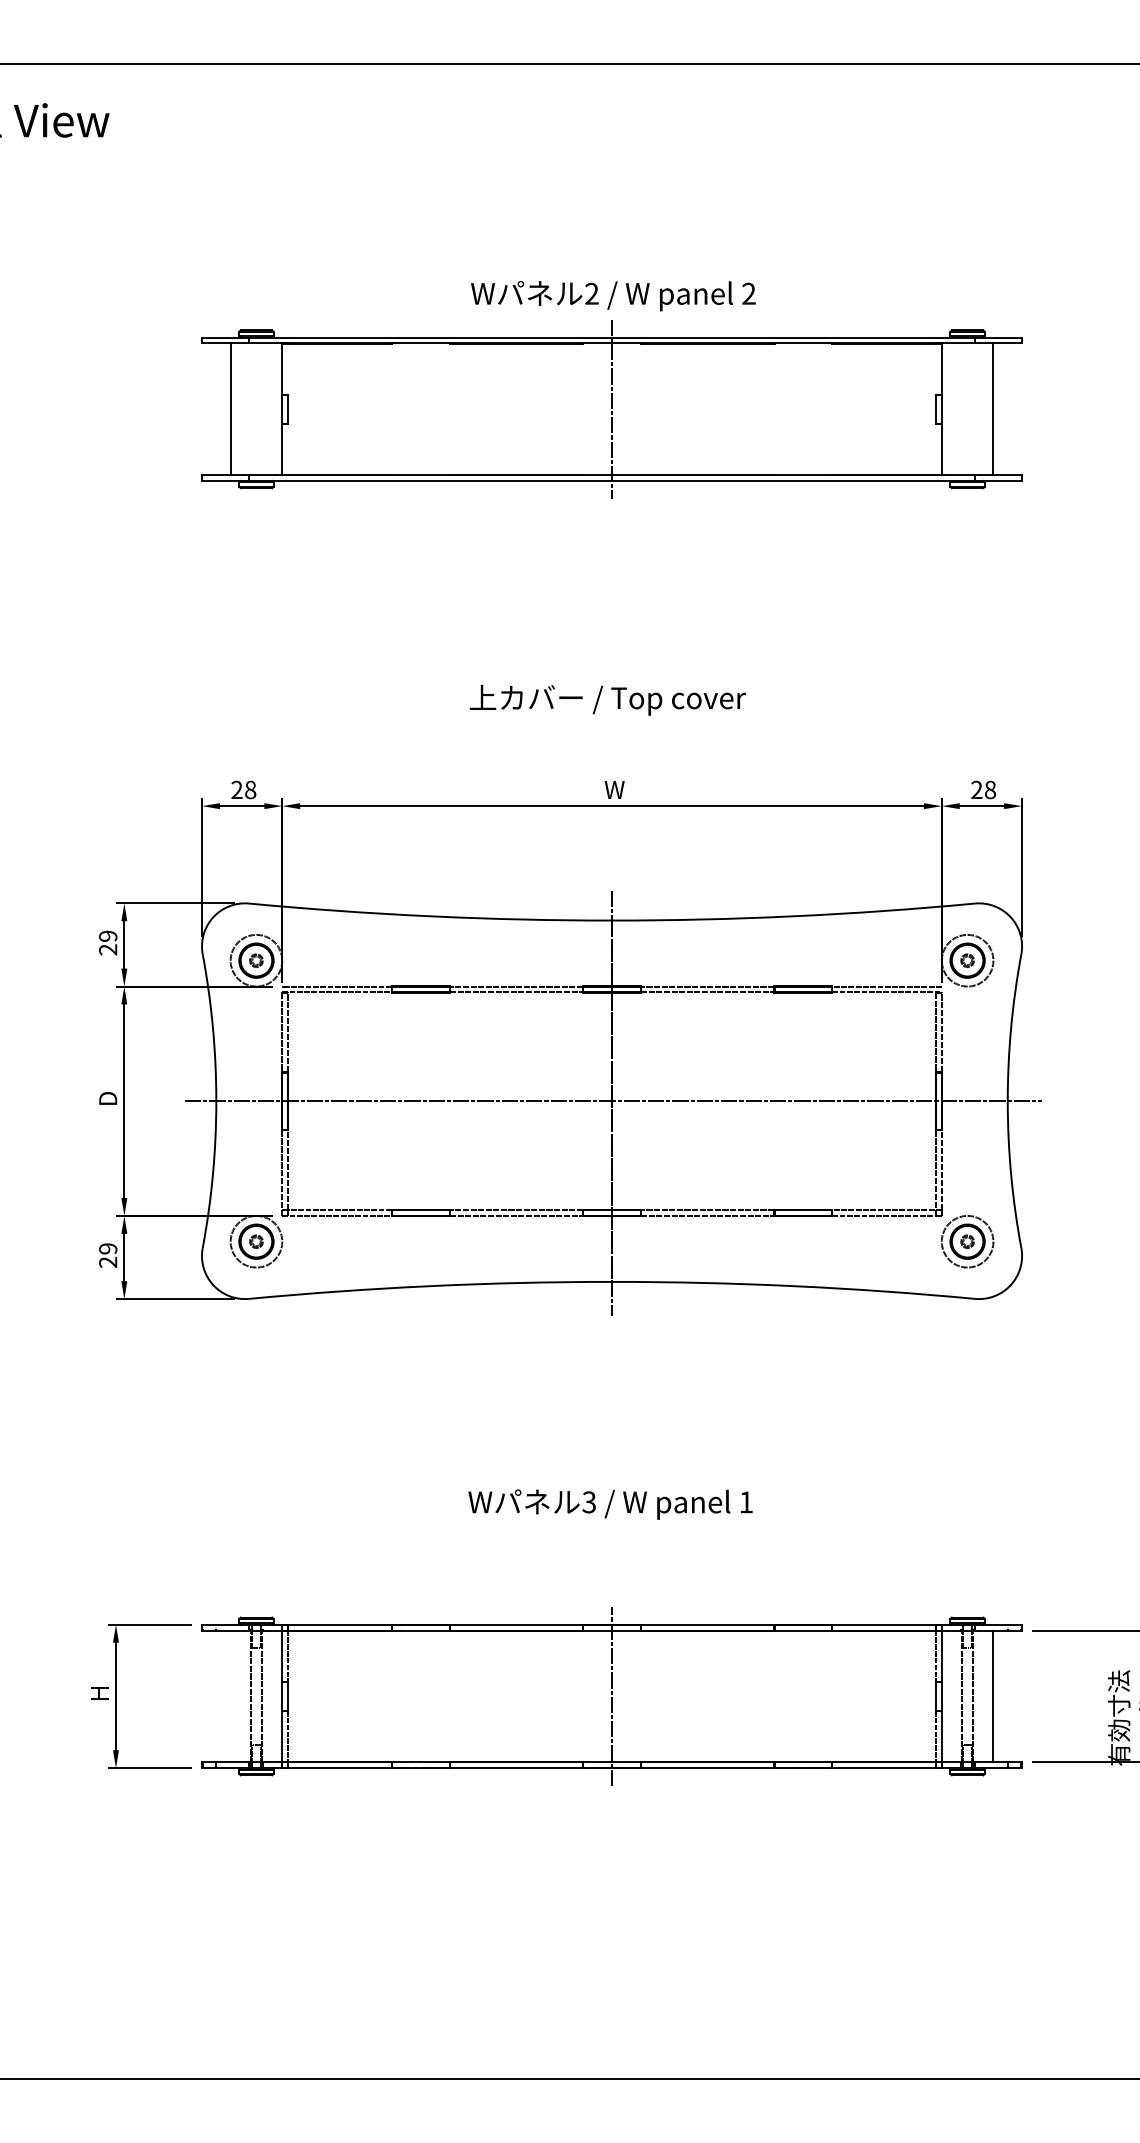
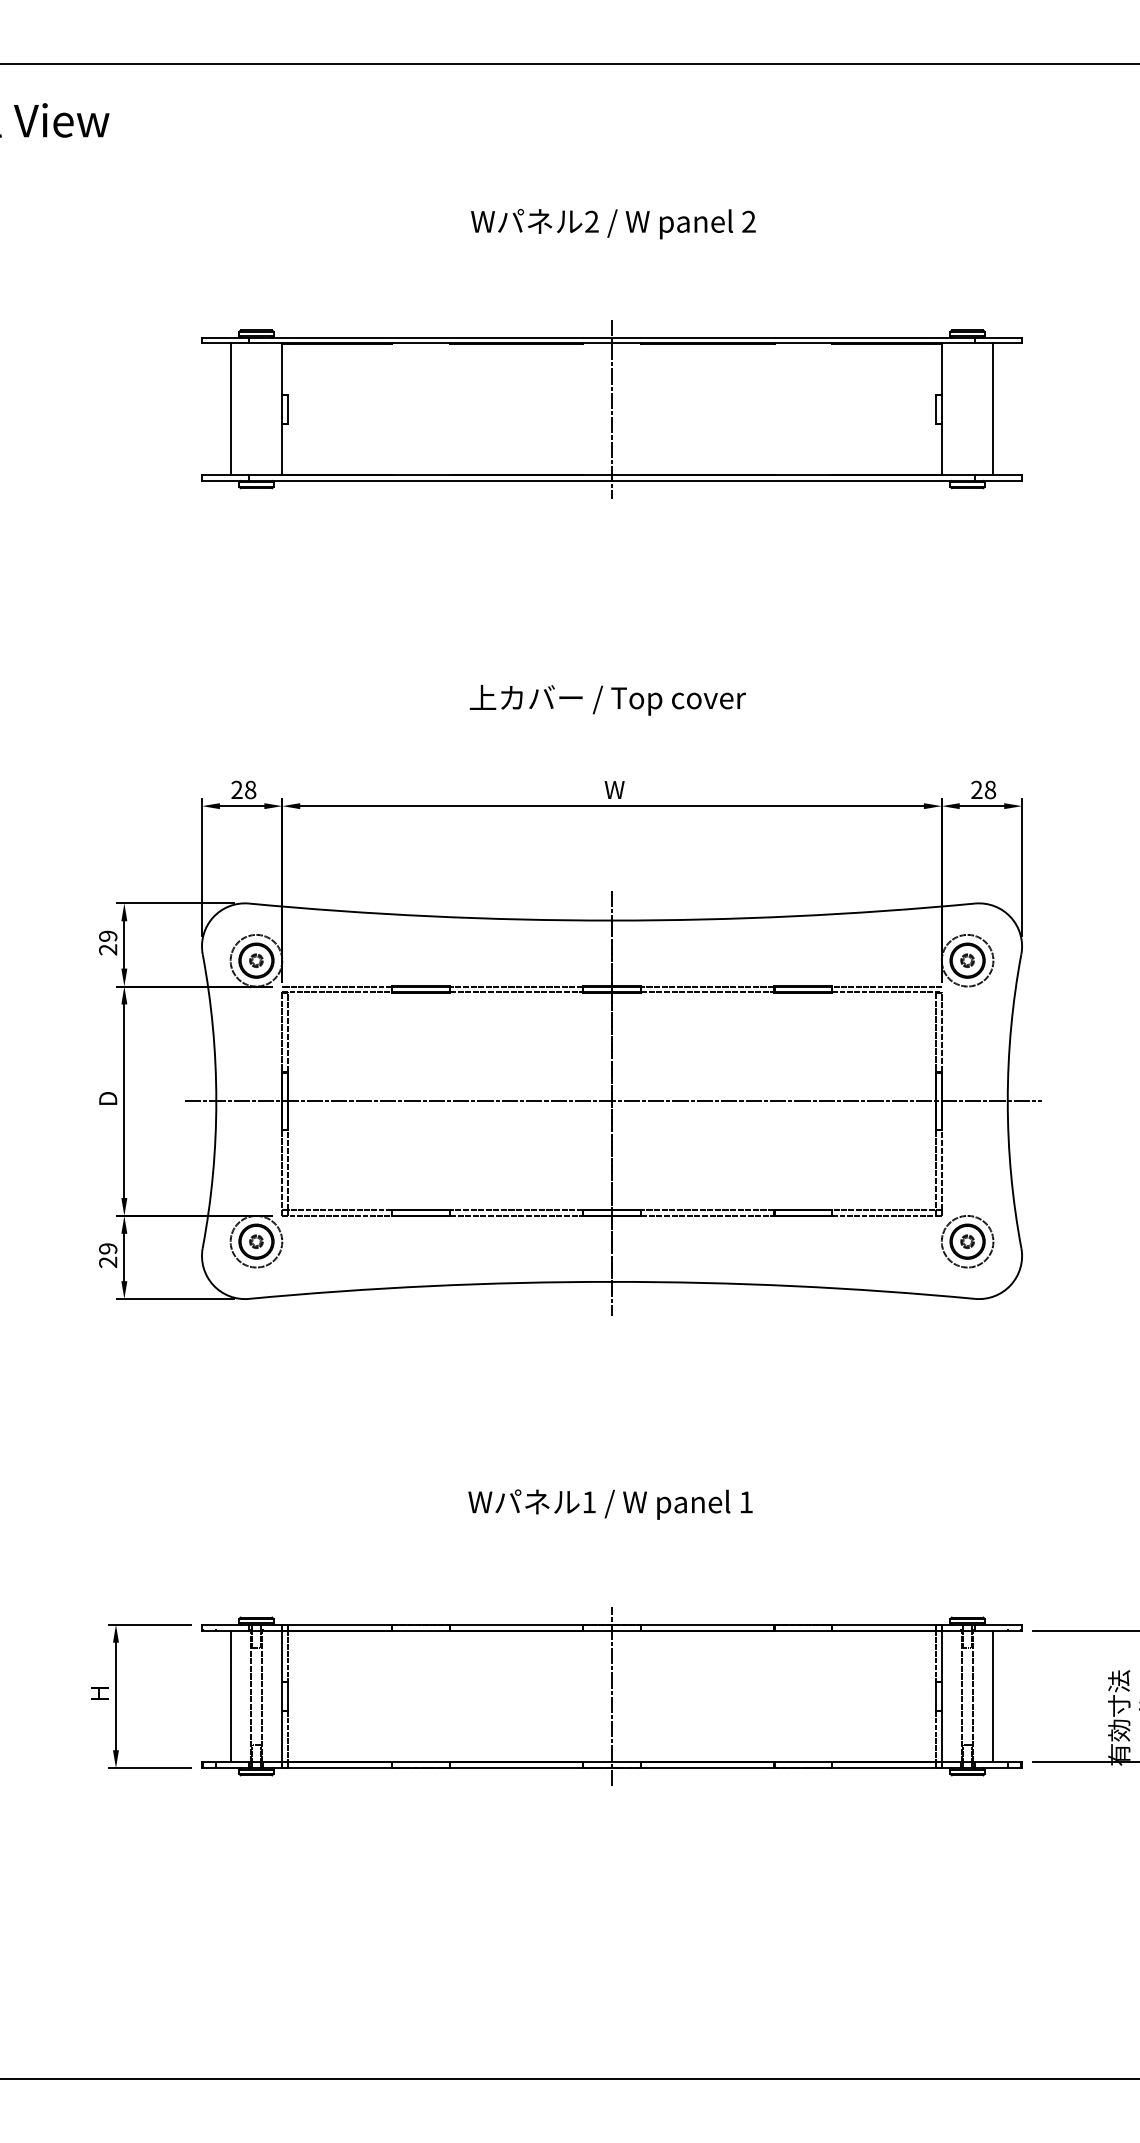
text position: (613, 296) -> (613, 224) (613, 224)
text: 3 -> 1 (588, 1502)
line: none -> present (230, 1696)
